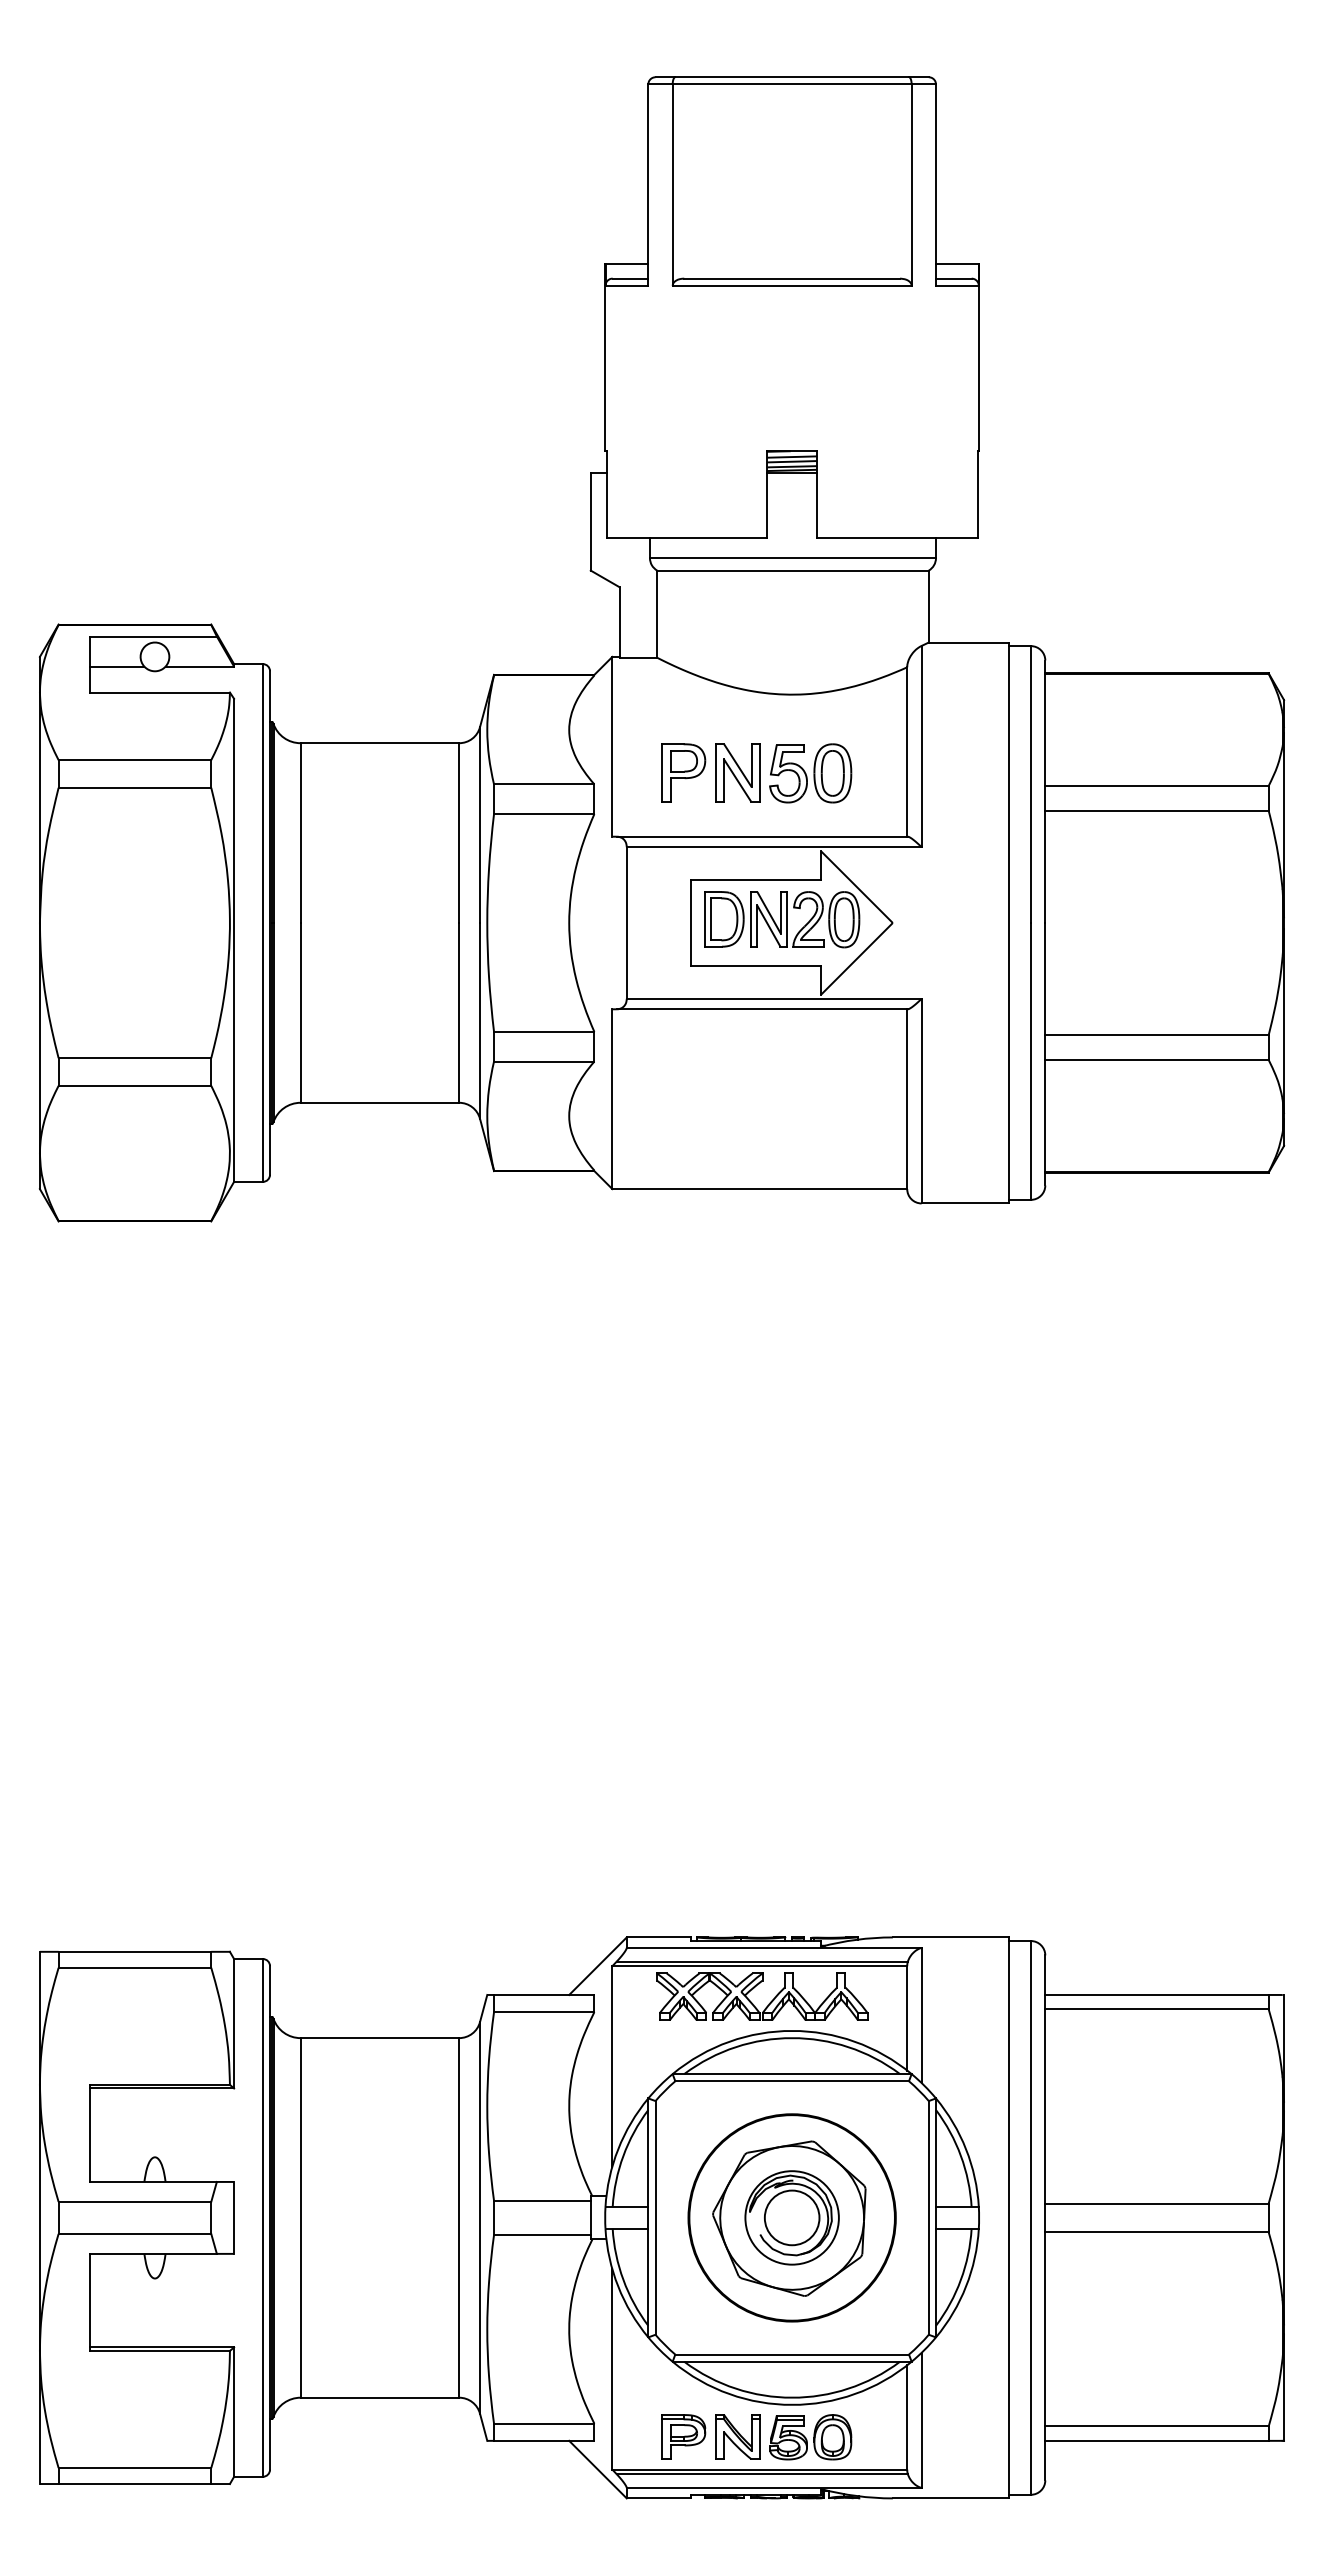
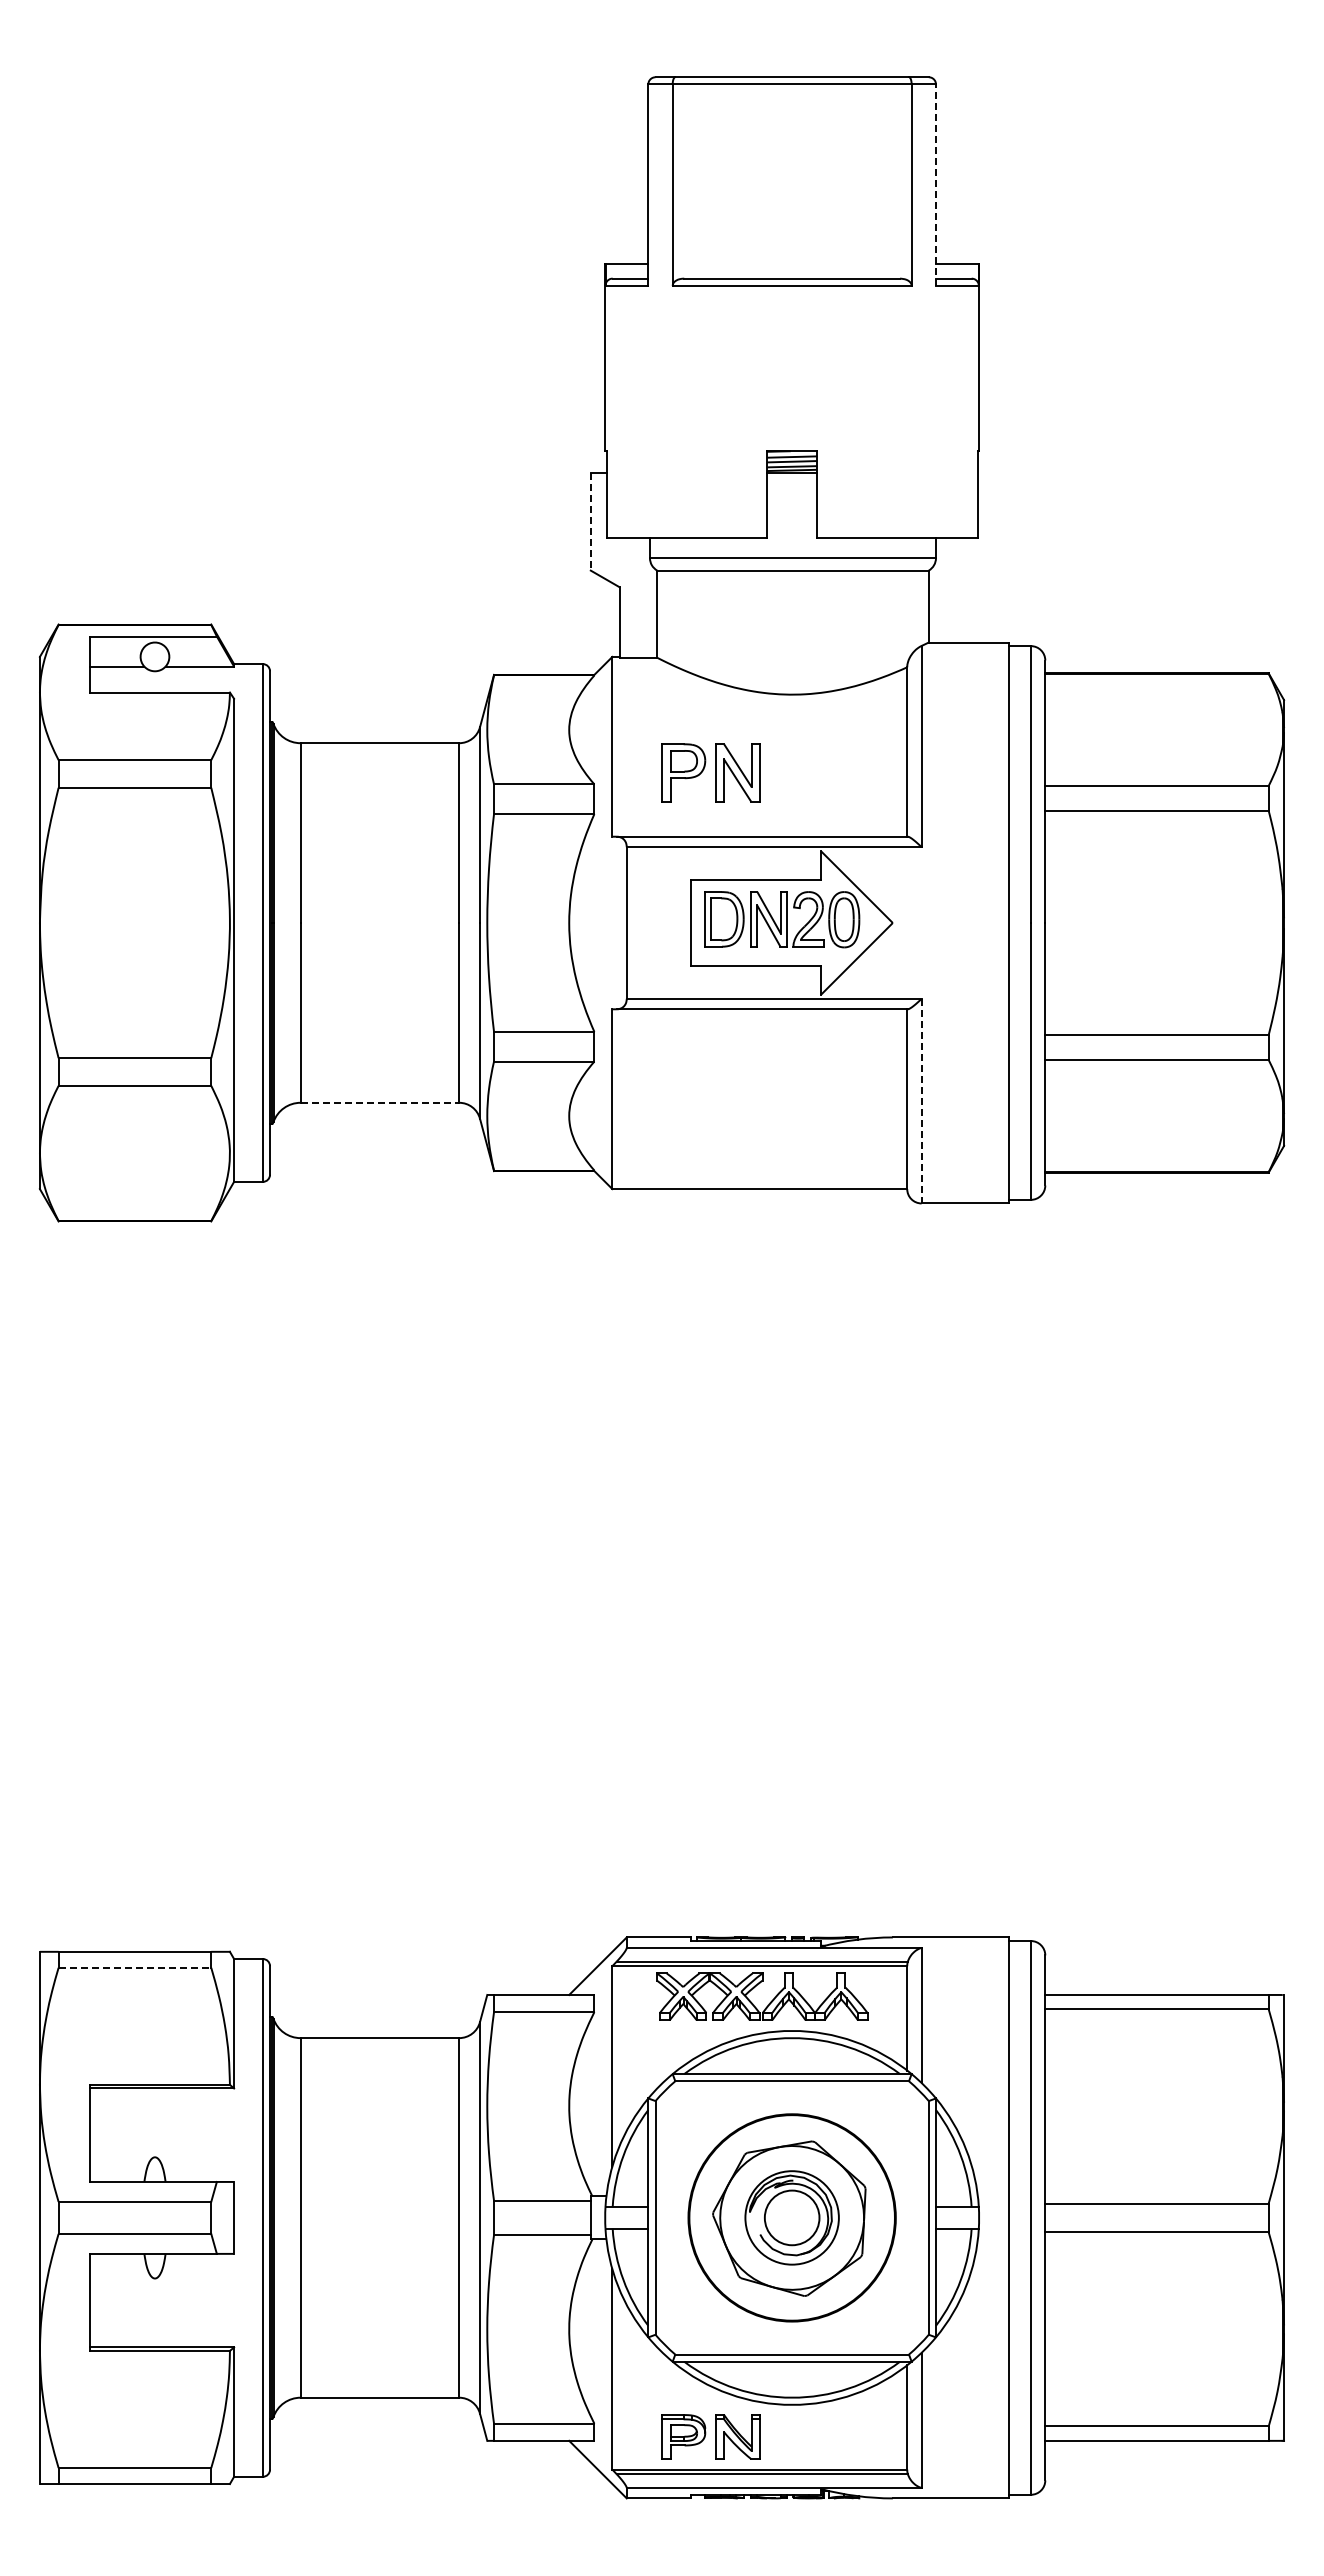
line: solid -> dashed (935, 185)
line: solid -> dashed (590, 521)
part: present -> none (810, 773)
line: solid -> dashed (921, 1101)
line: solid -> dashed (380, 1102)
line: solid -> dashed (135, 1967)
part: present -> none (810, 2437)
